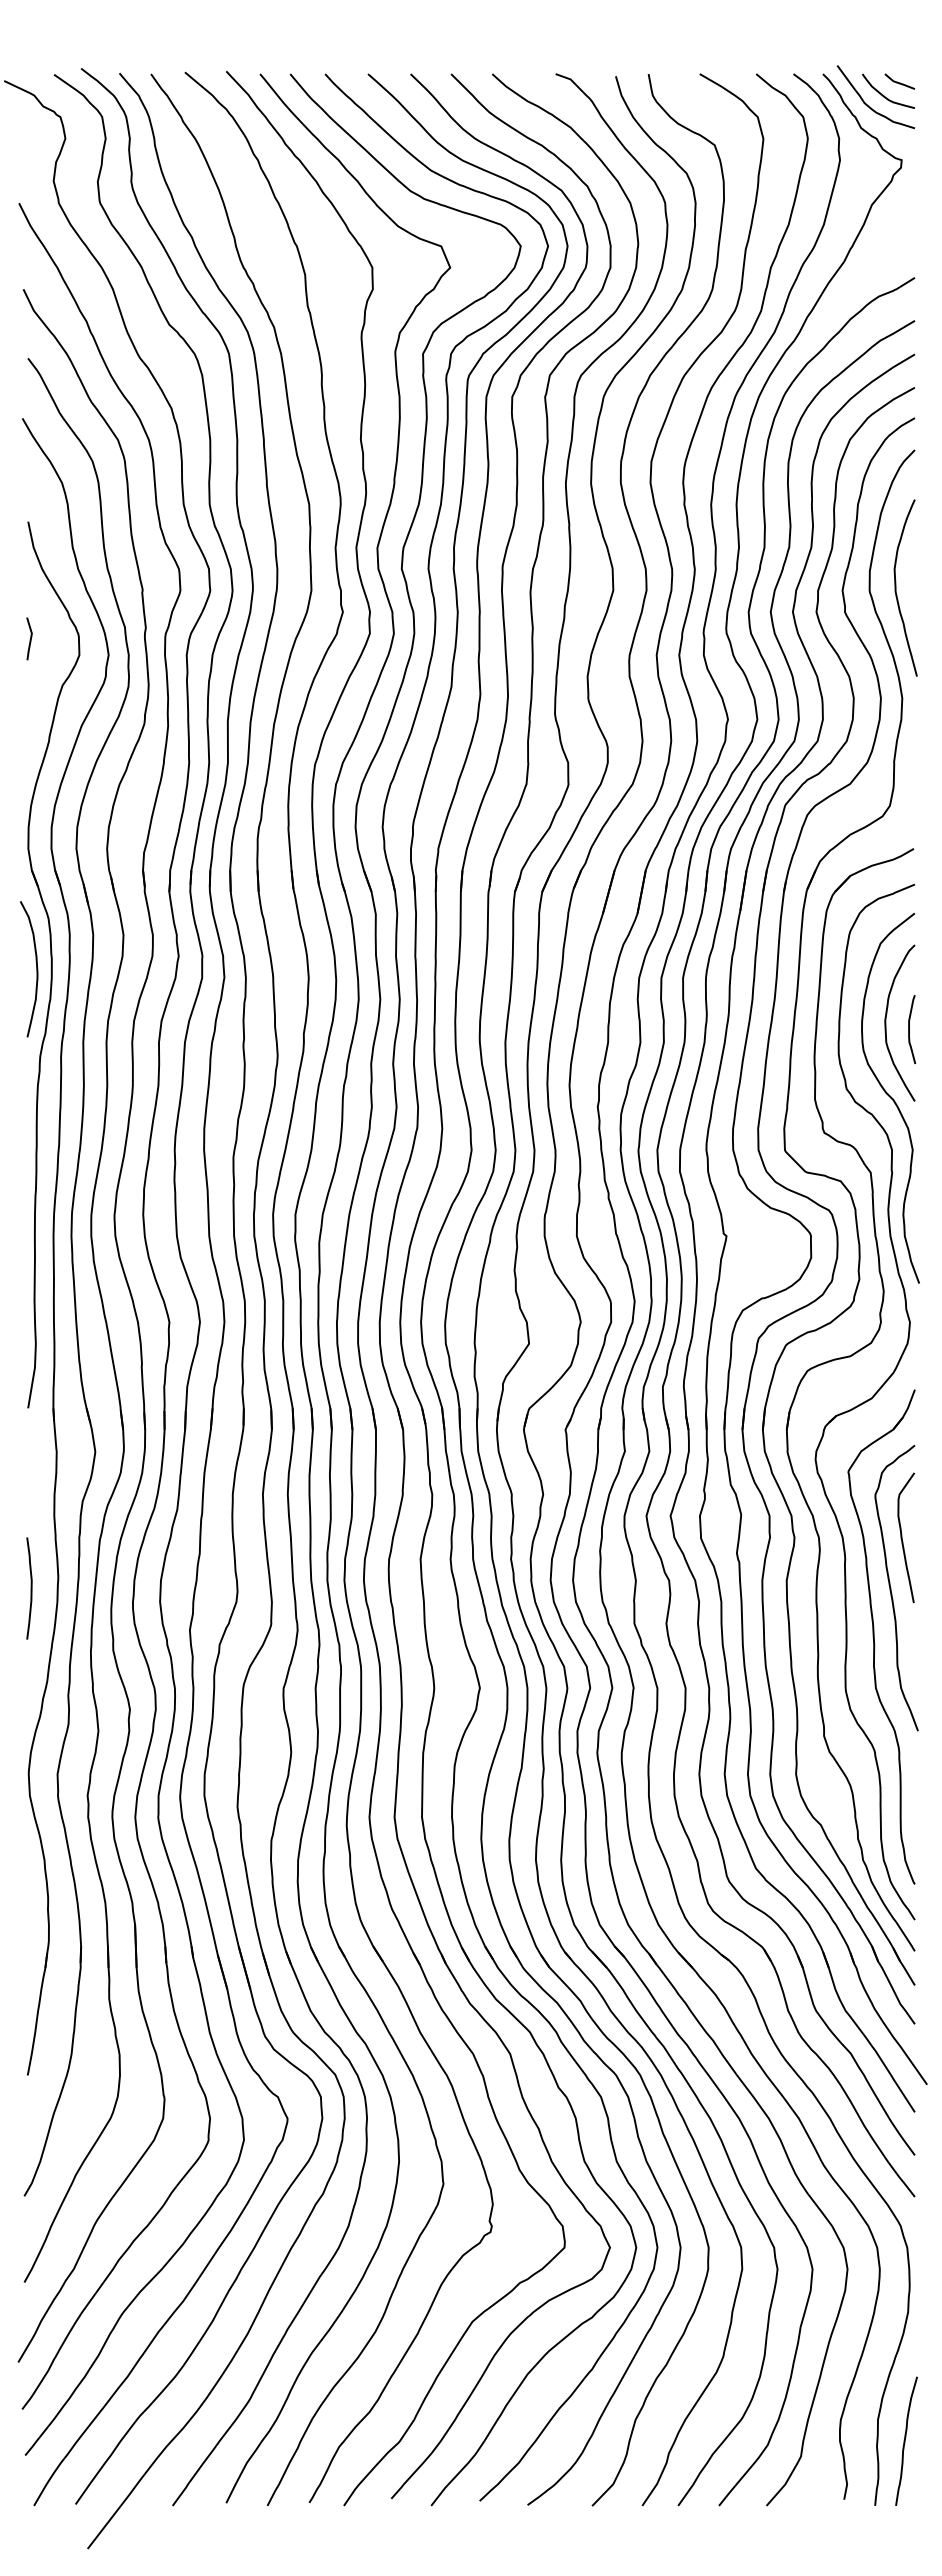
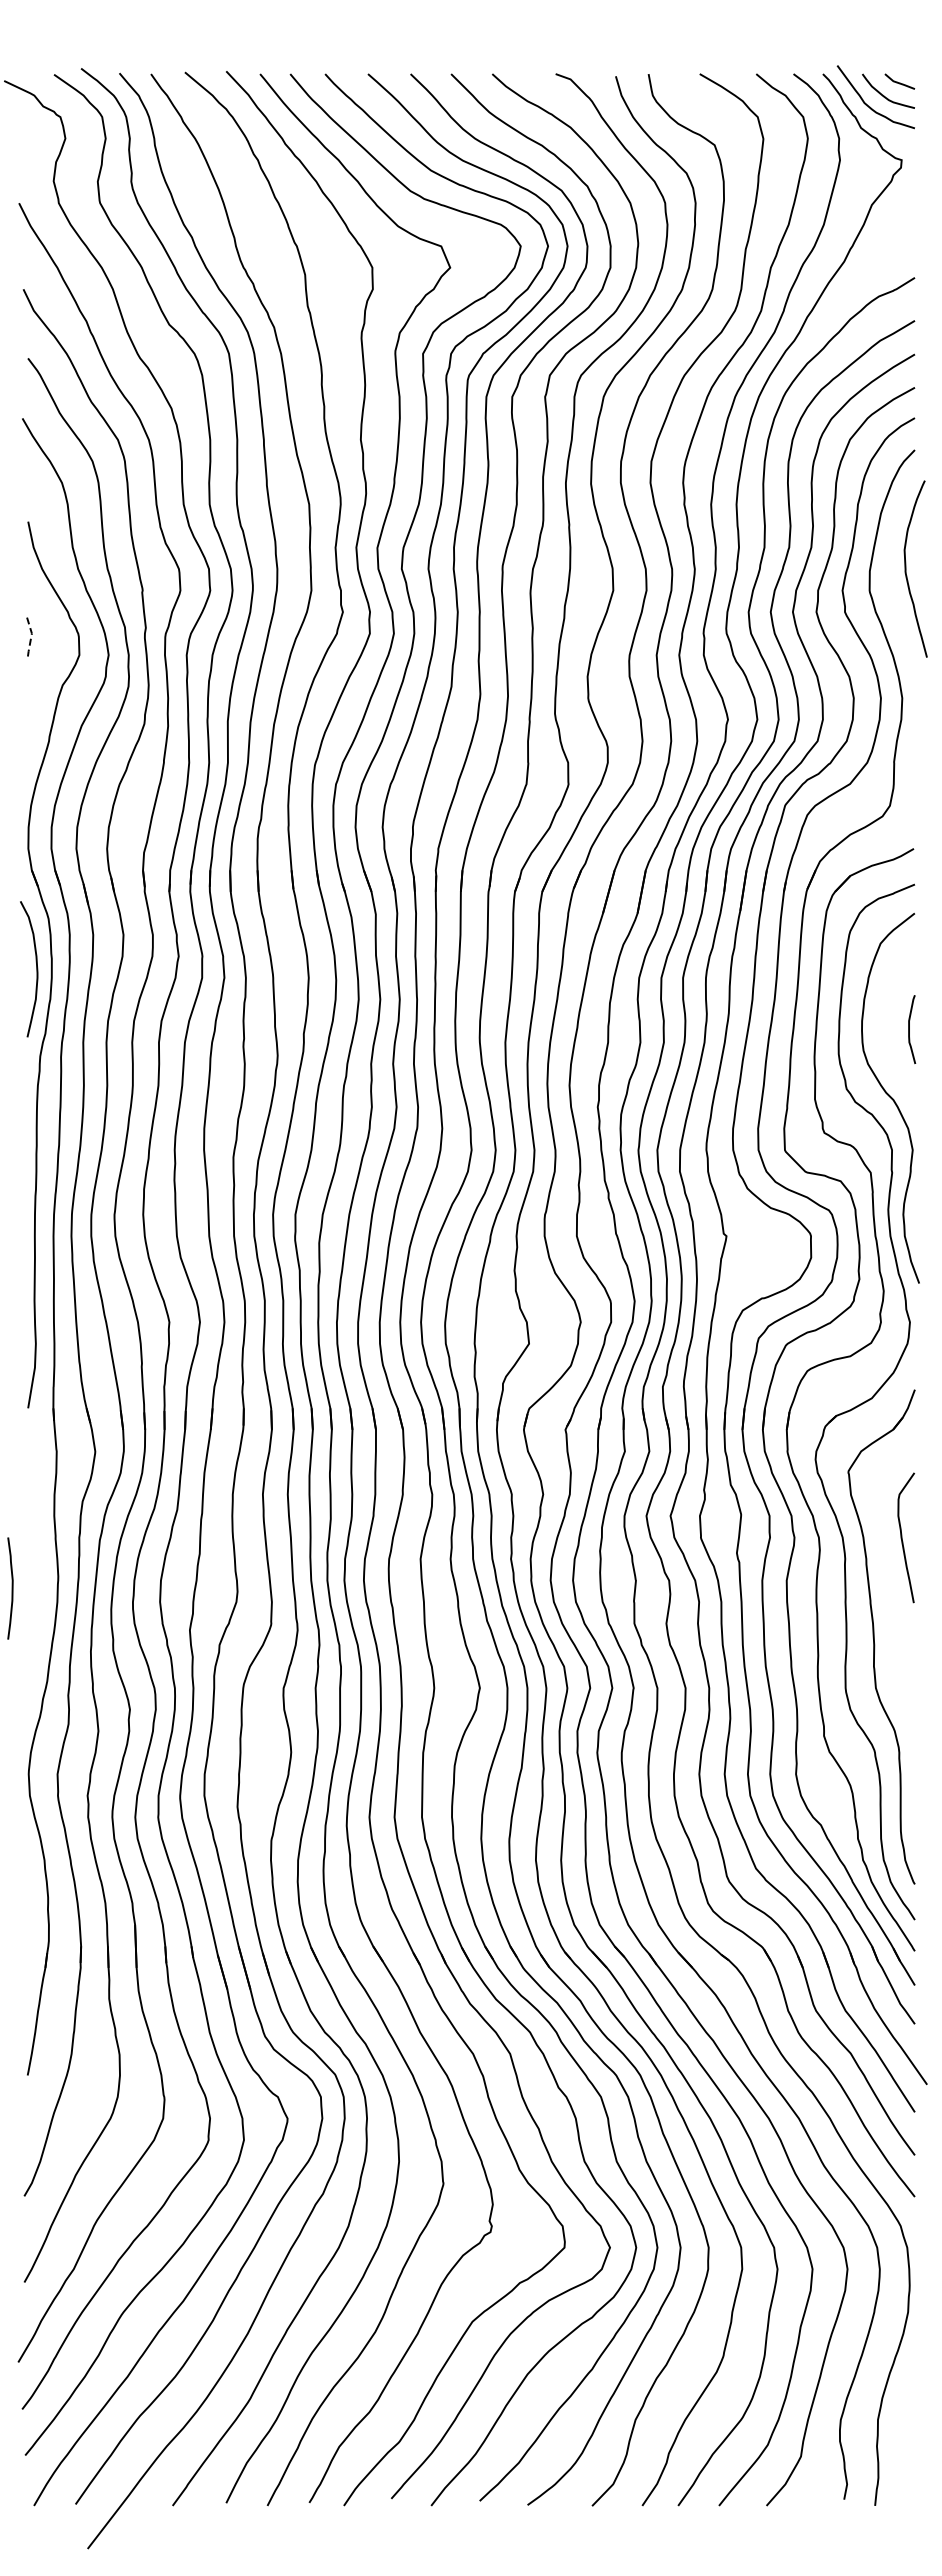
curve position: (896, 587) -> (906, 568) (906, 568)
line: solid -> dashed (30, 639)
curve: present -> none (886, 1022)
curve: present -> none (891, 1587)
curve position: (30, 1588) -> (11, 1588) (11, 1588)
curve: present -> none (905, 2440)
